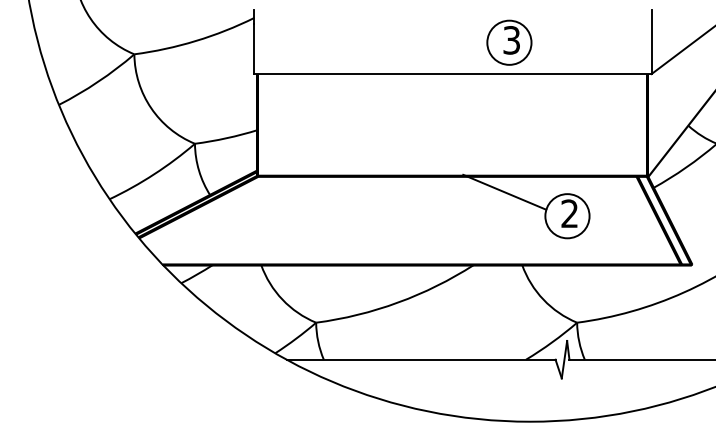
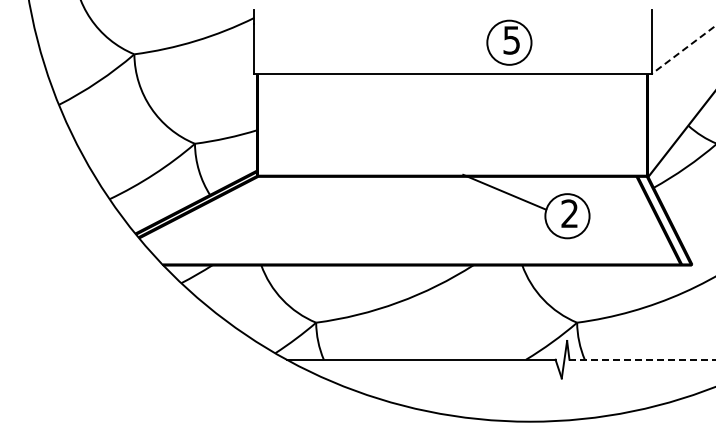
text: 3 -> 5 (511, 40)
line: solid -> dashed (683, 50)
line: solid -> dashed (643, 359)
